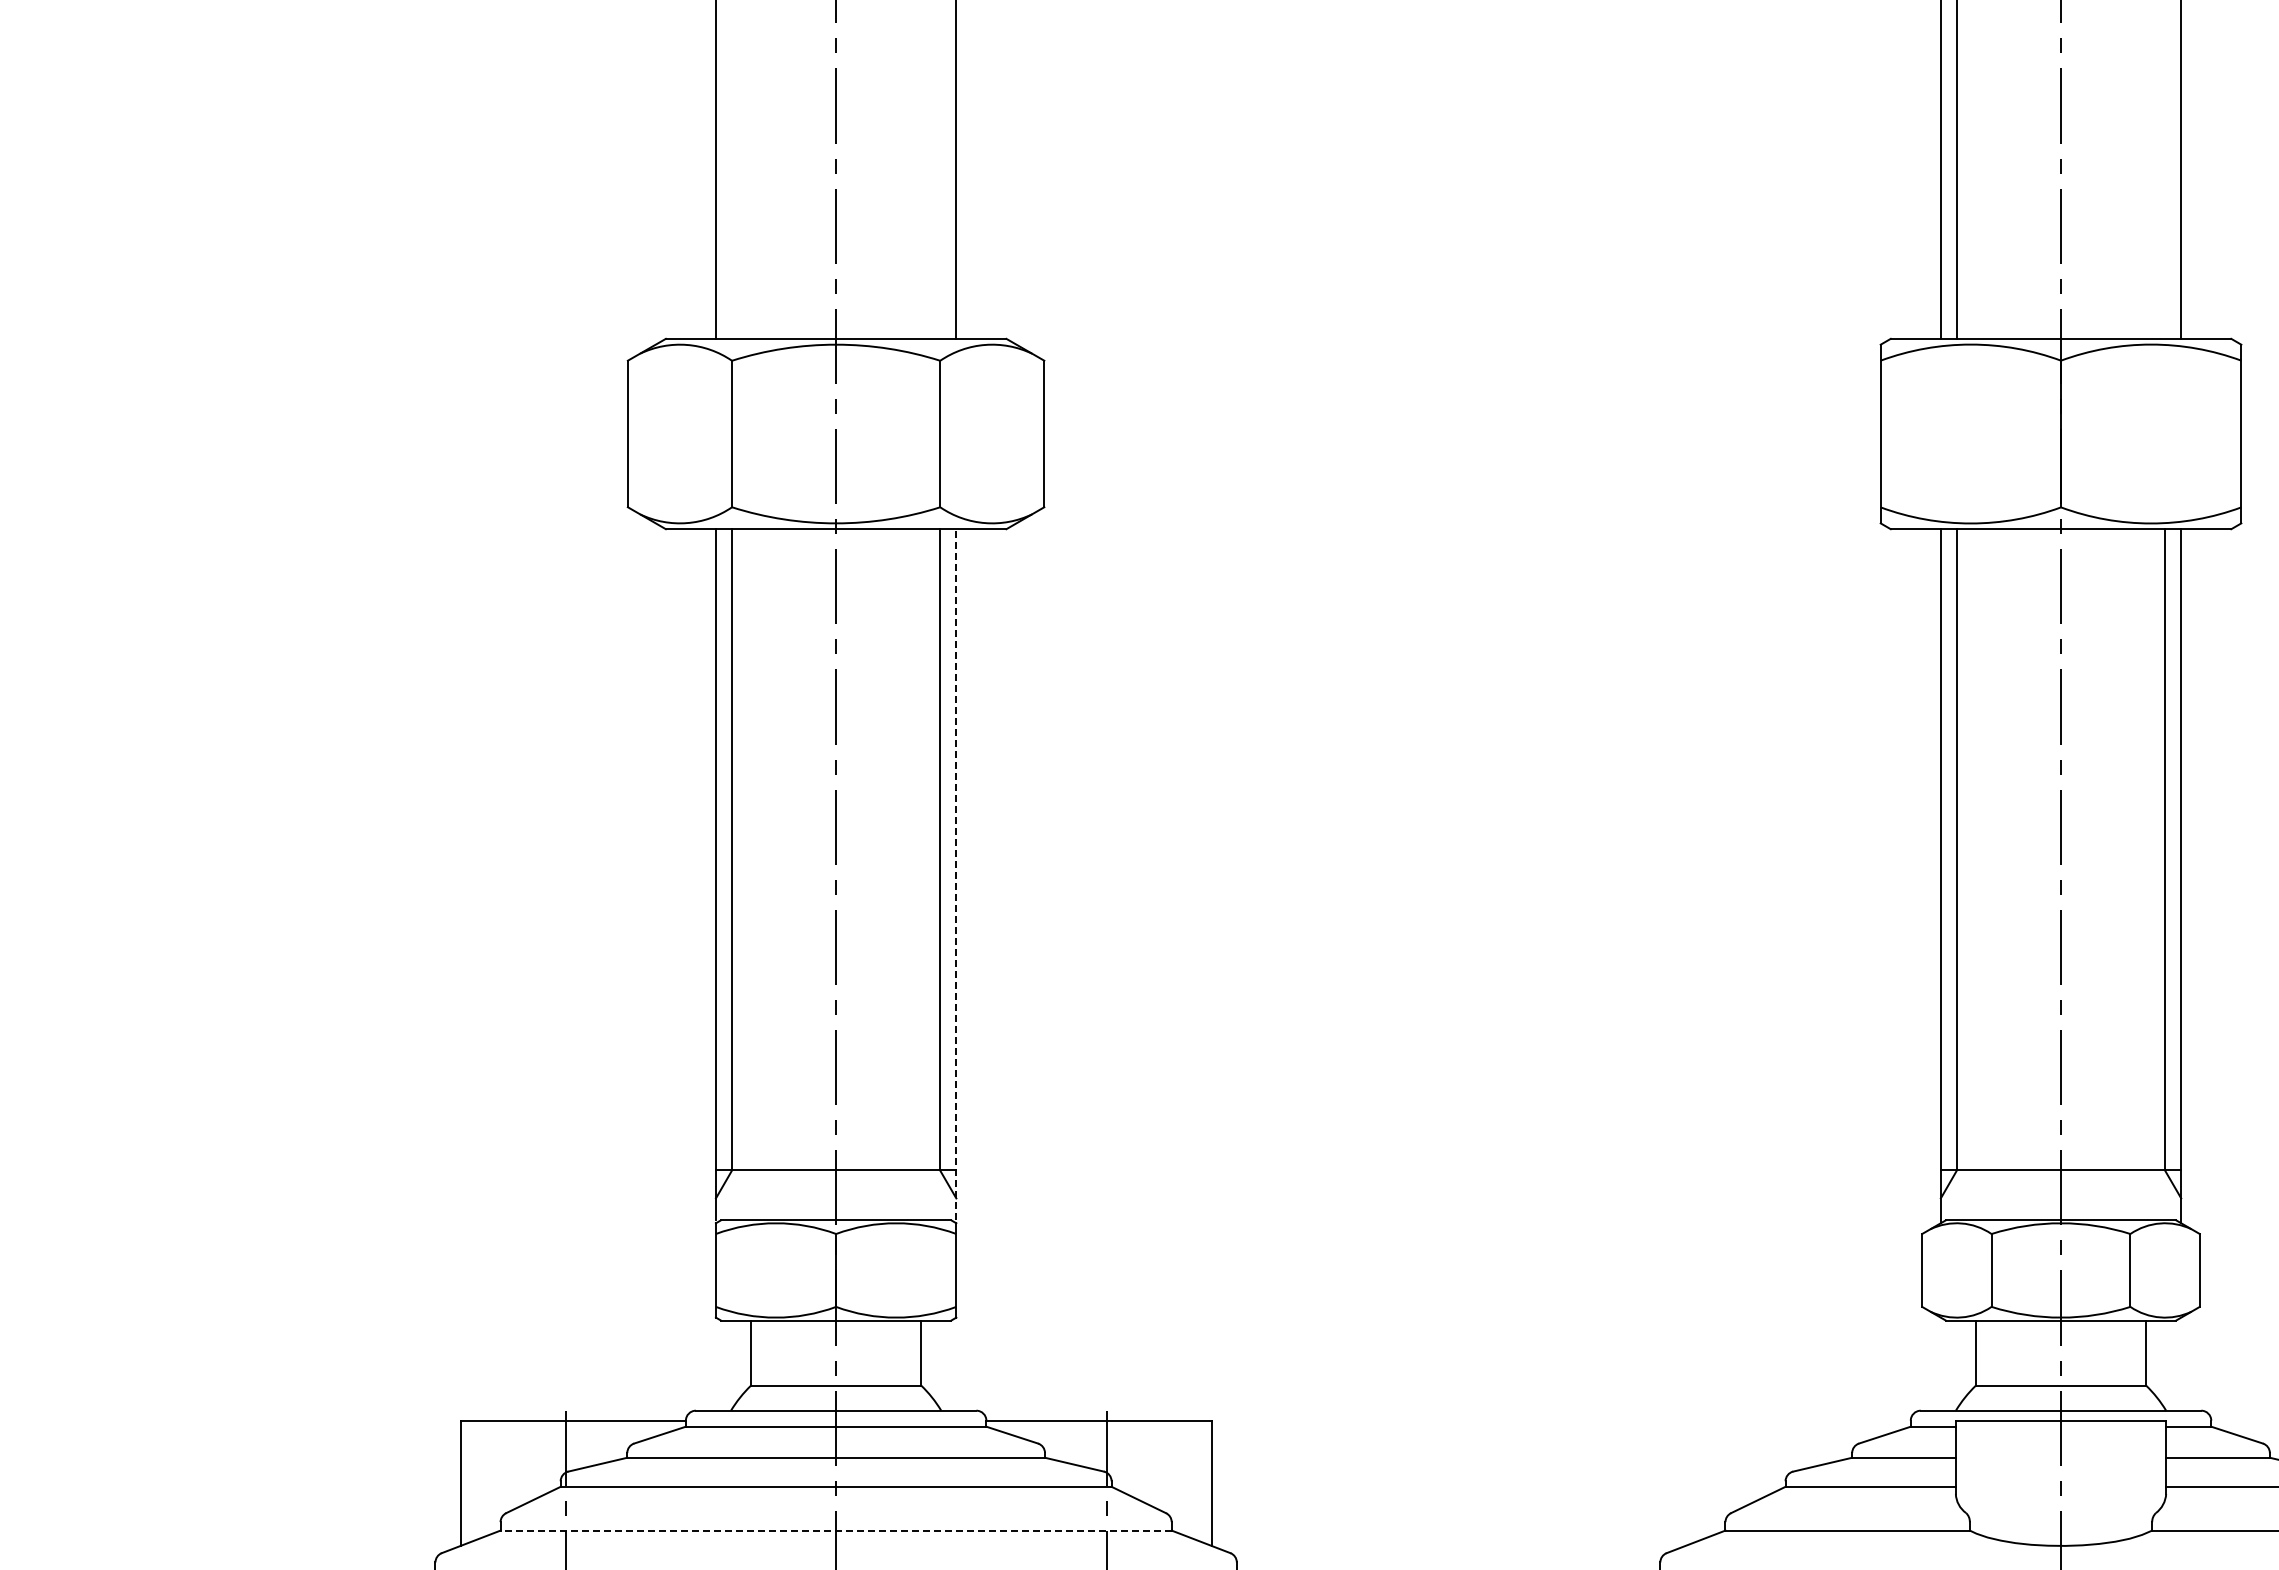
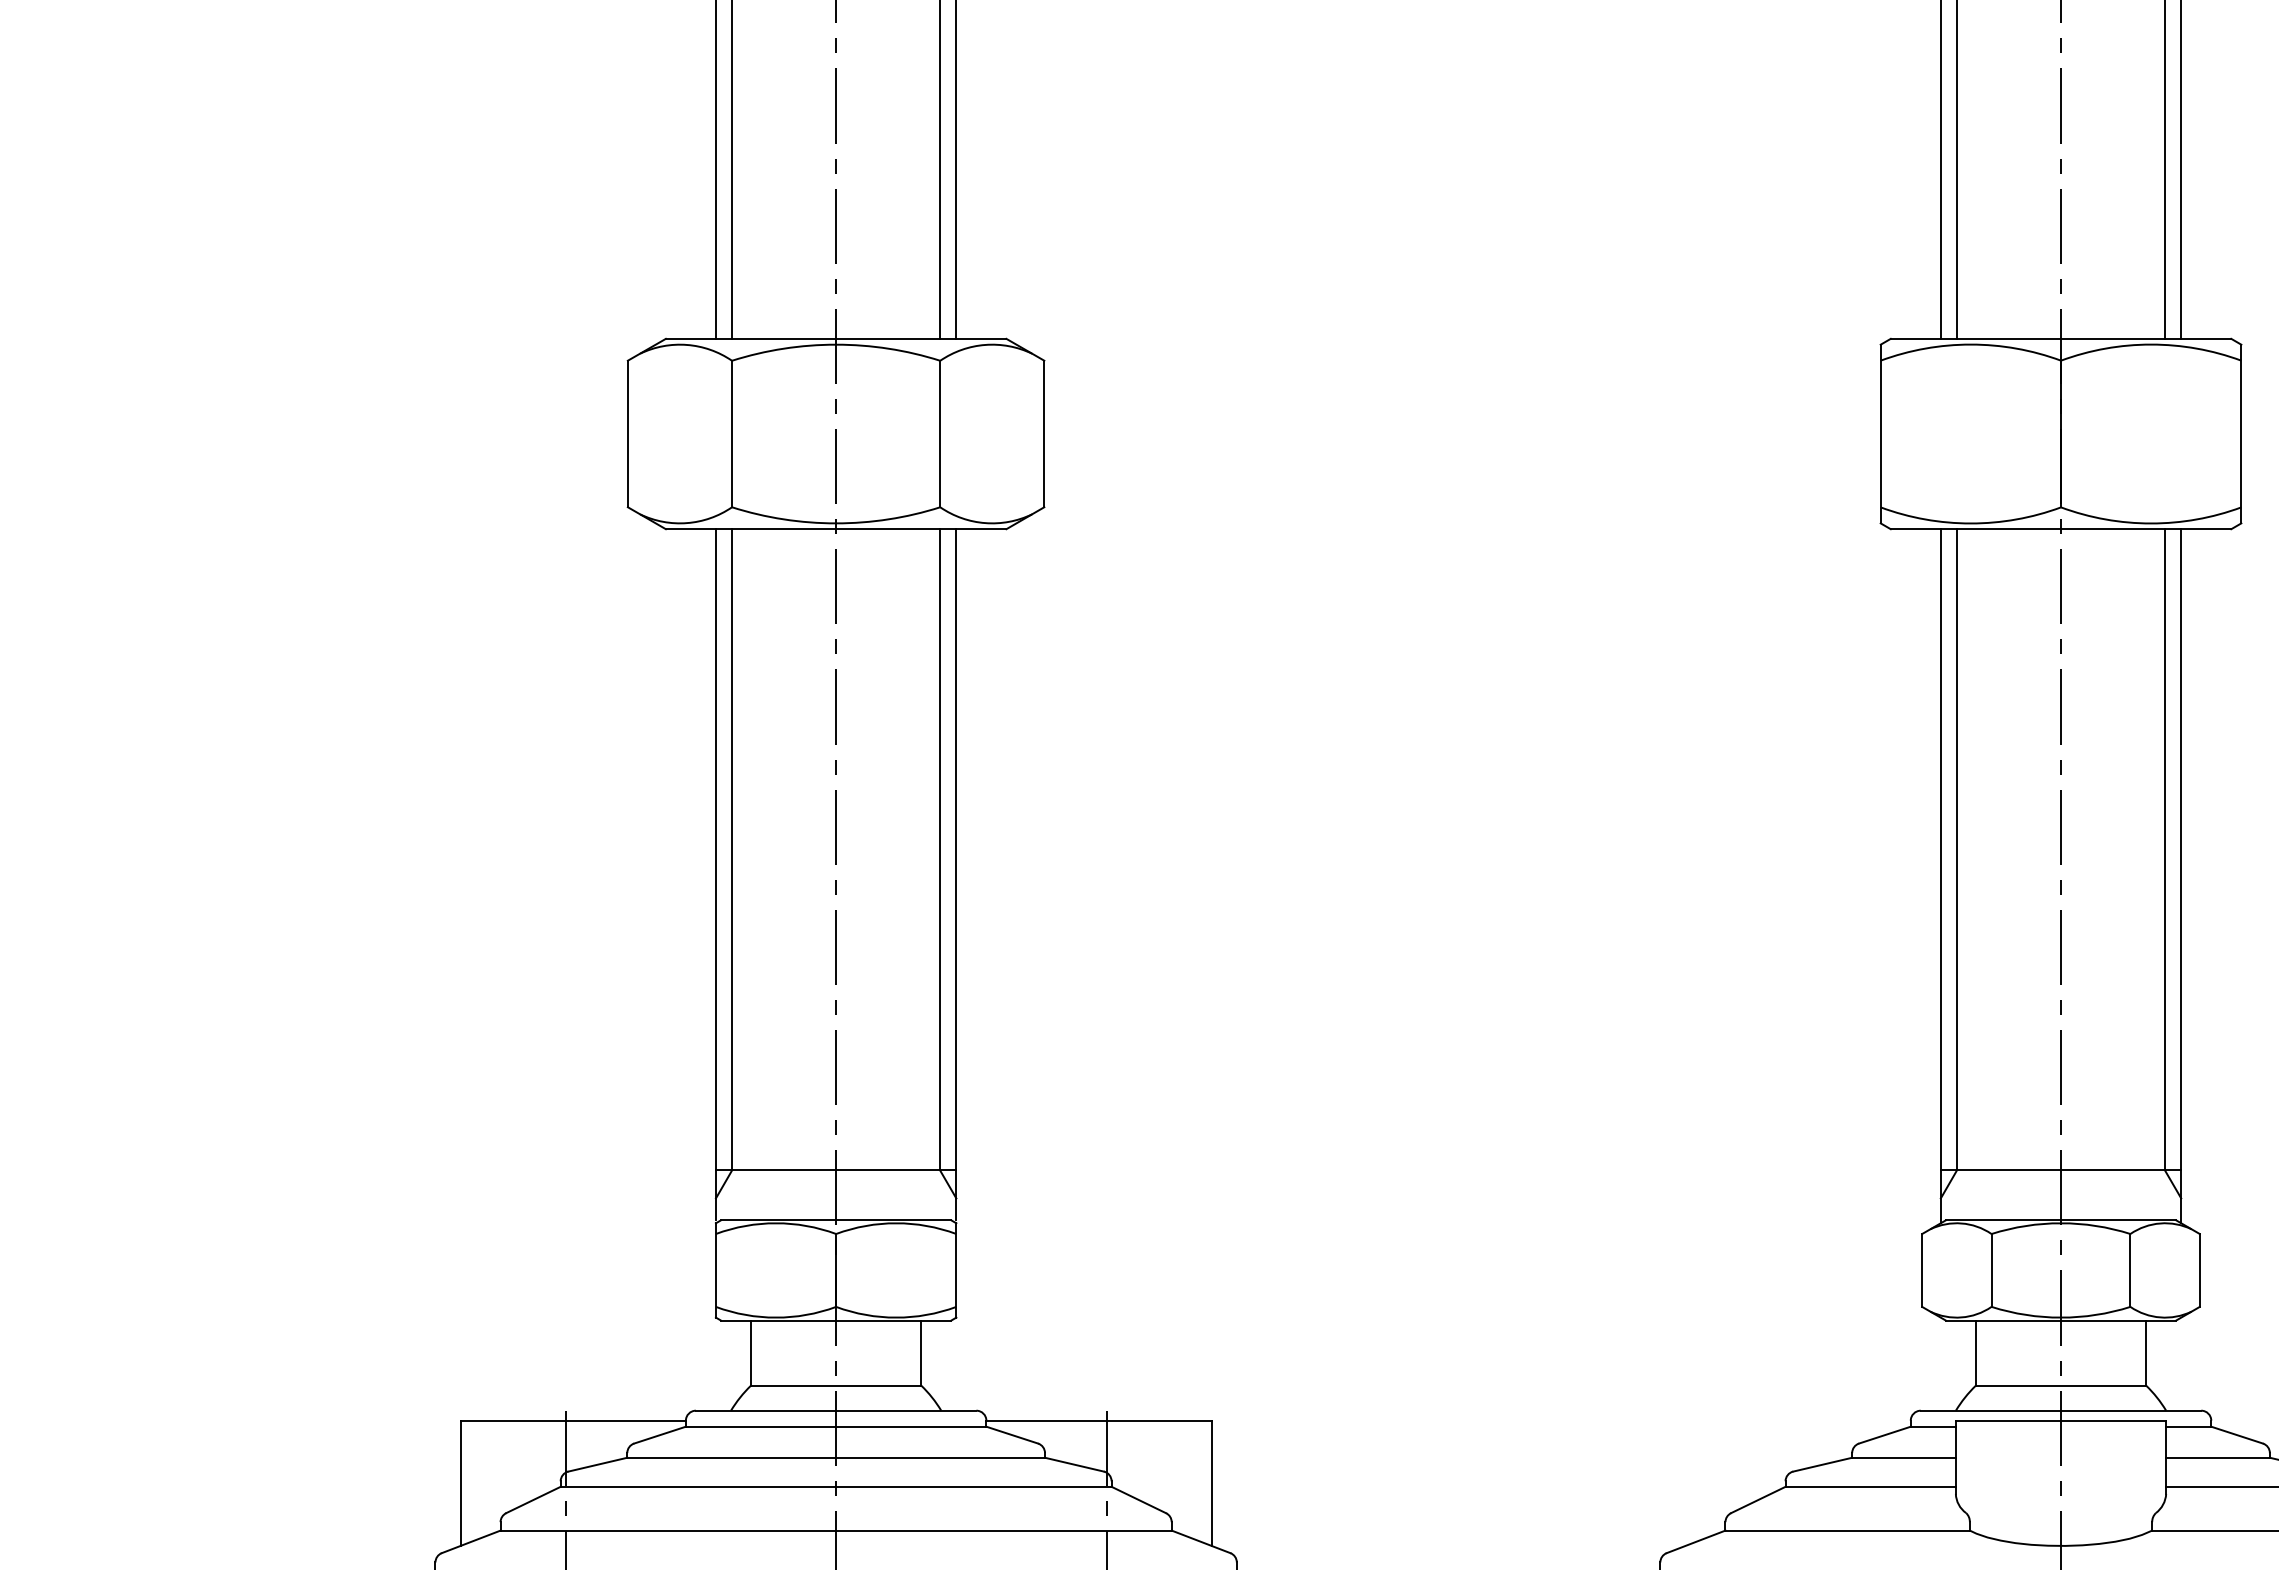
line: none -> present (732, 170)
line: none -> present (940, 170)
line: none -> present (2164, 170)
line: dashed -> solid (956, 874)
line: dashed -> solid (836, 1530)
